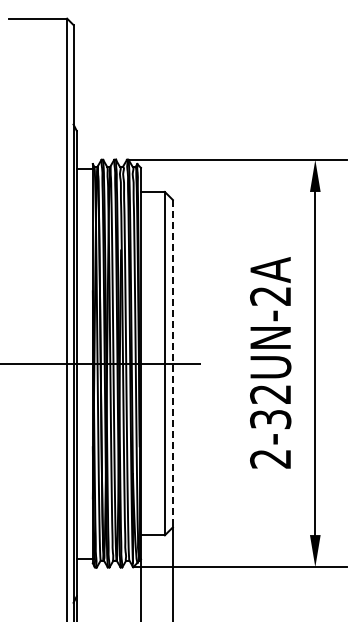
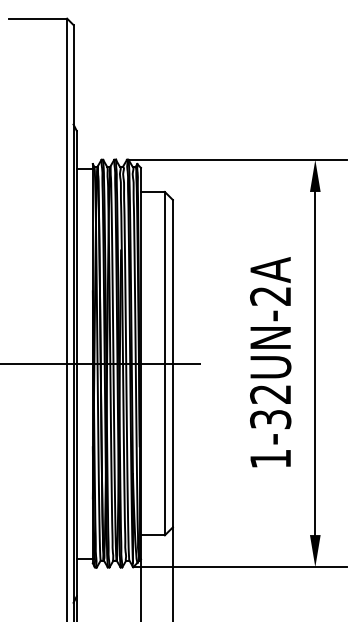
line: dashed -> solid (172, 363)
text: 2-32UN-2A -> 1-32UN-2A (270, 459)
